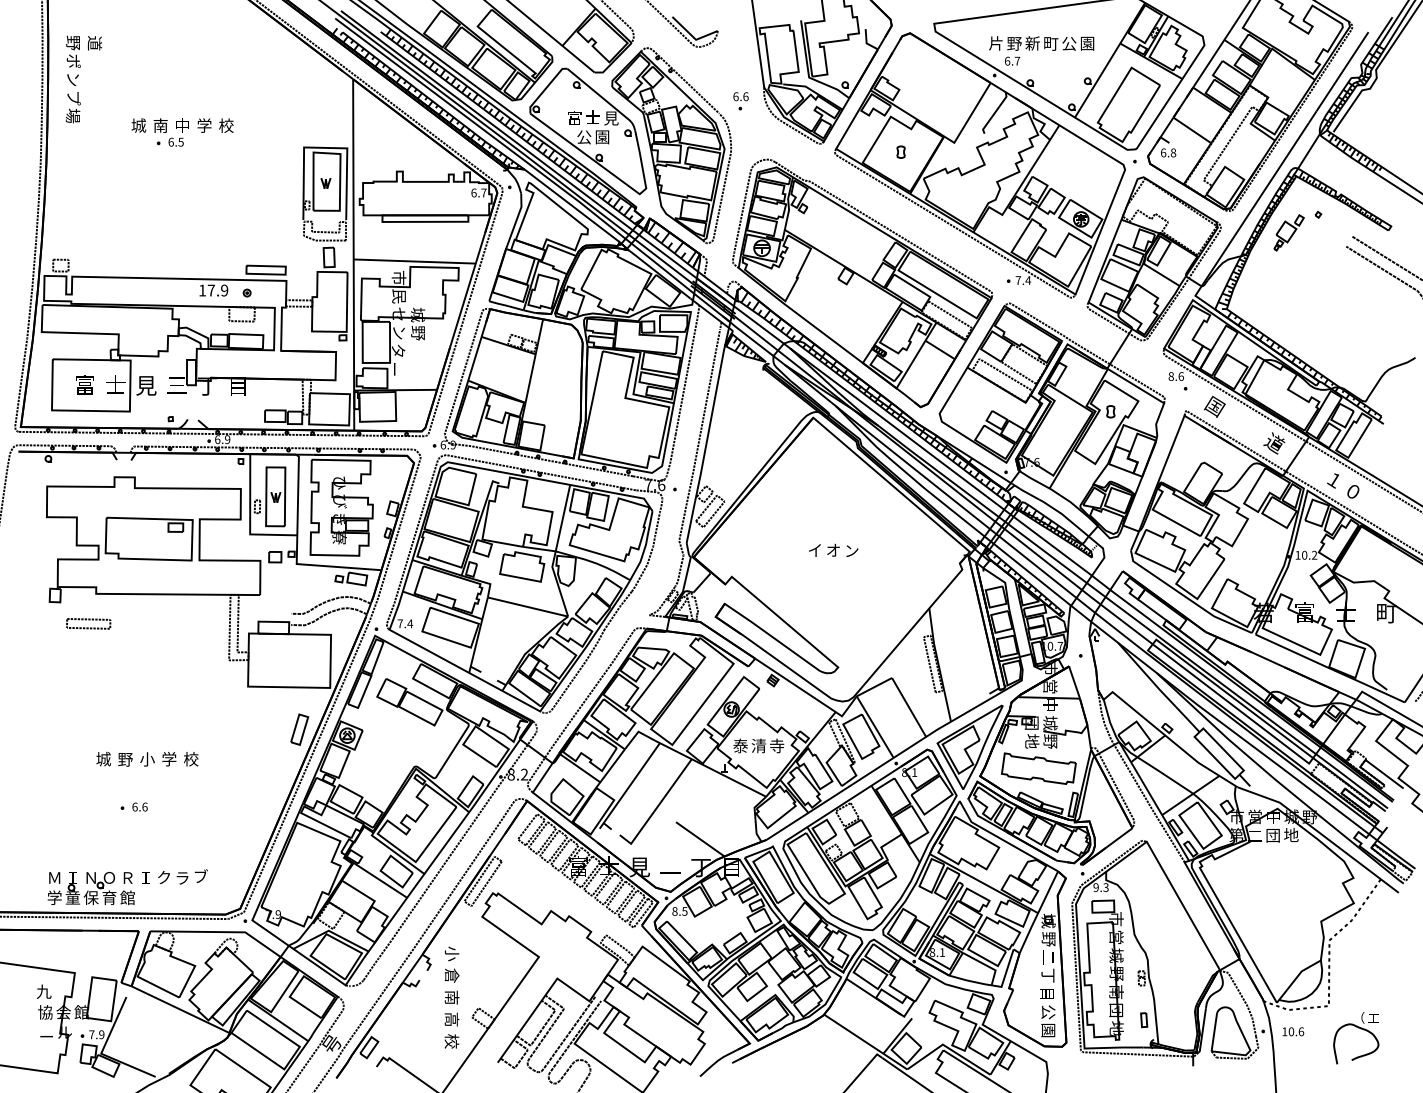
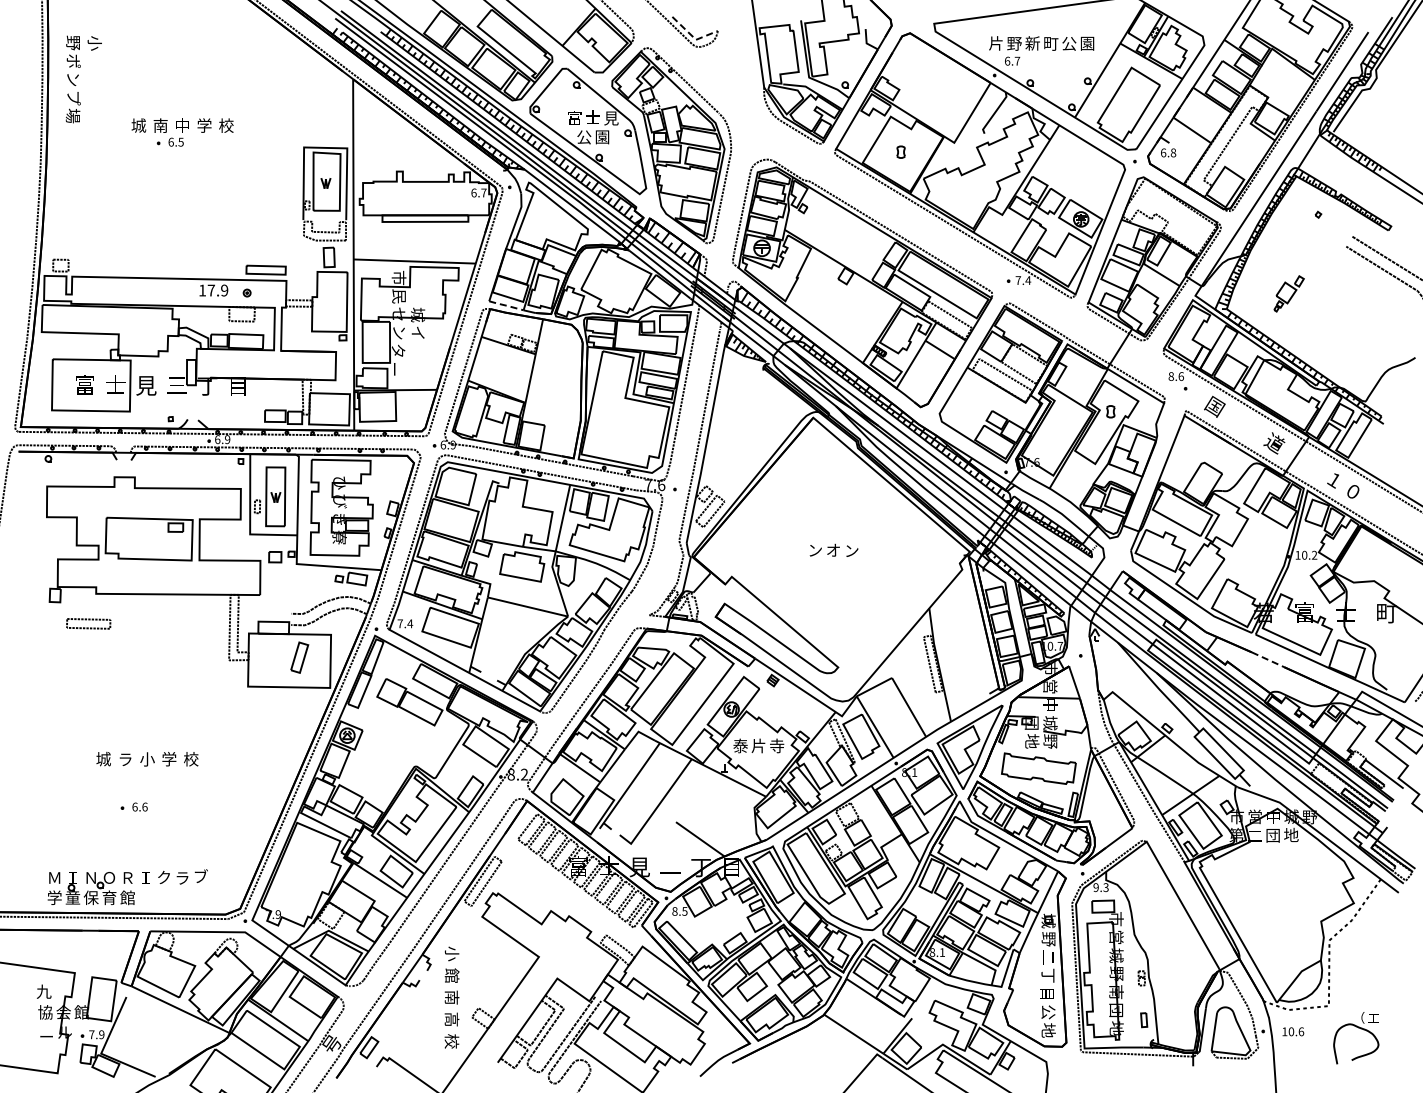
line: solid -> dashed (693, 37)
text: 道 -> 小 (94, 43)
part: present -> none (740, 101)
part position: (1288, 232) -> (1288, 293) (1288, 293)
line: solid -> dashed (506, 305)
text: 野 -> イ (417, 332)
text: イ -> ン (815, 550)
line: solid -> dashed (1268, 659)
part position: (299, 729) -> (299, 657) (299, 657)
text: 清 -> 片 (758, 745)
text: 野 -> ラ (125, 759)
text: 倉 -> 館 (451, 975)
text: 園 -> 地 (1048, 1030)
